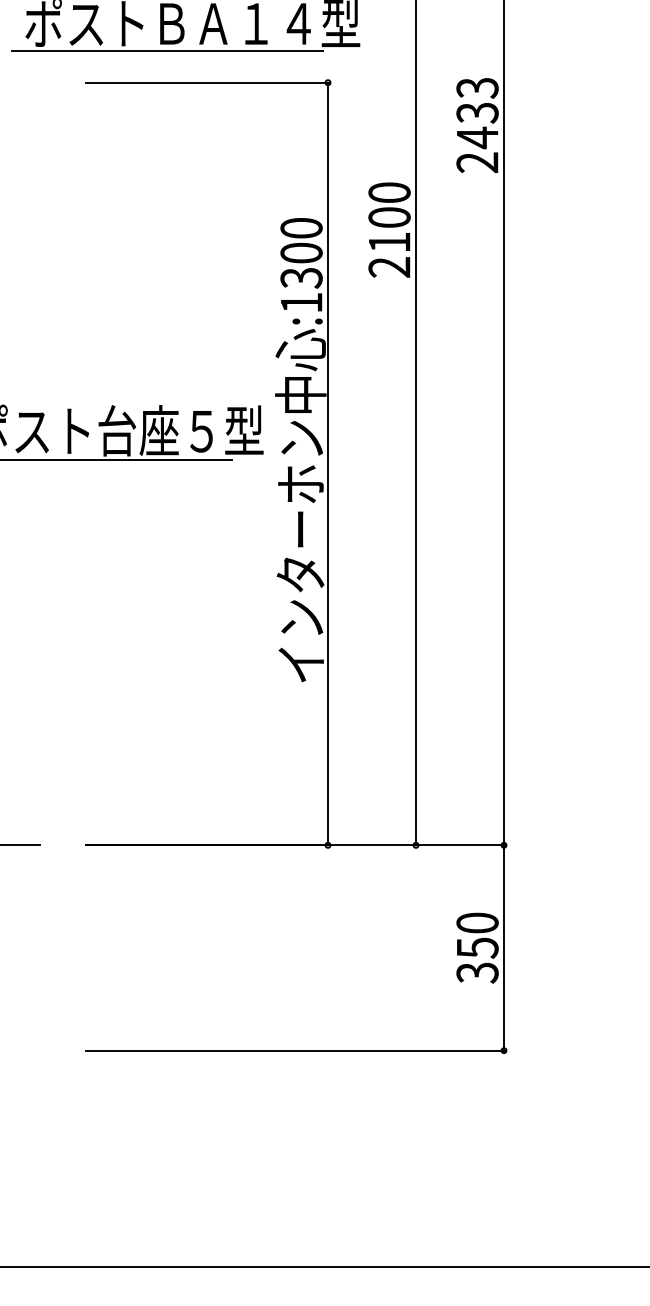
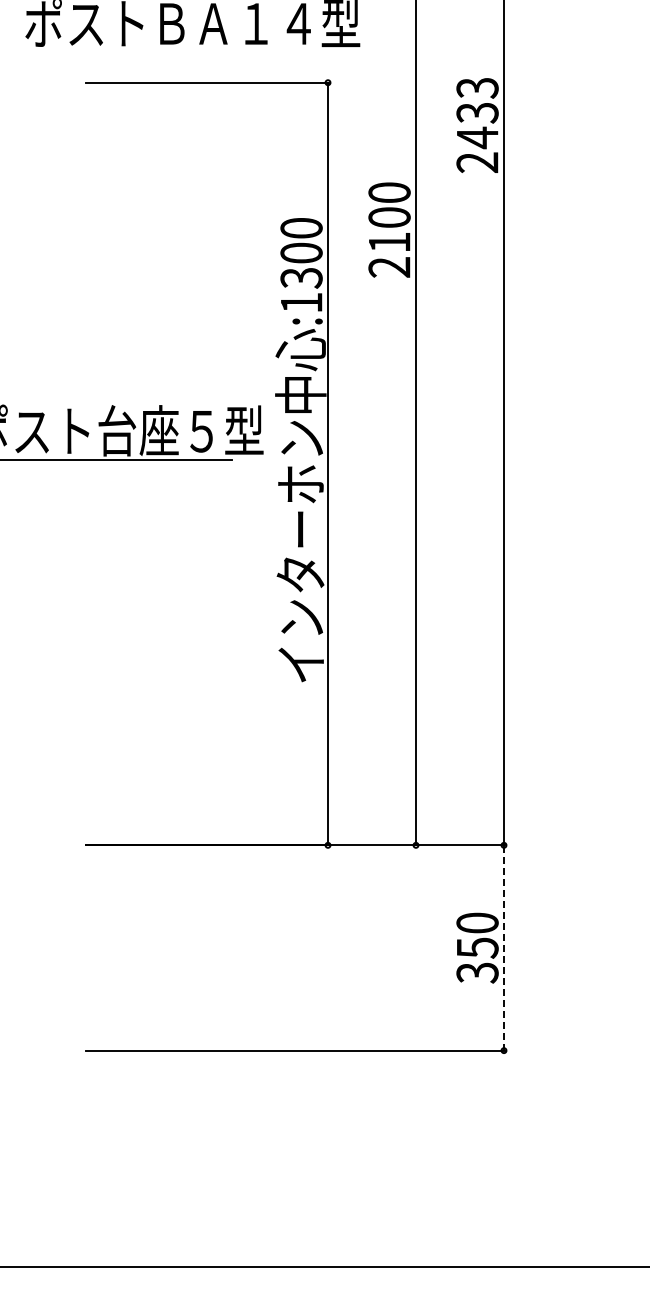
line: present -> none (167, 50)
line: present -> none (20, 845)
line: solid -> dashed (503, 947)
